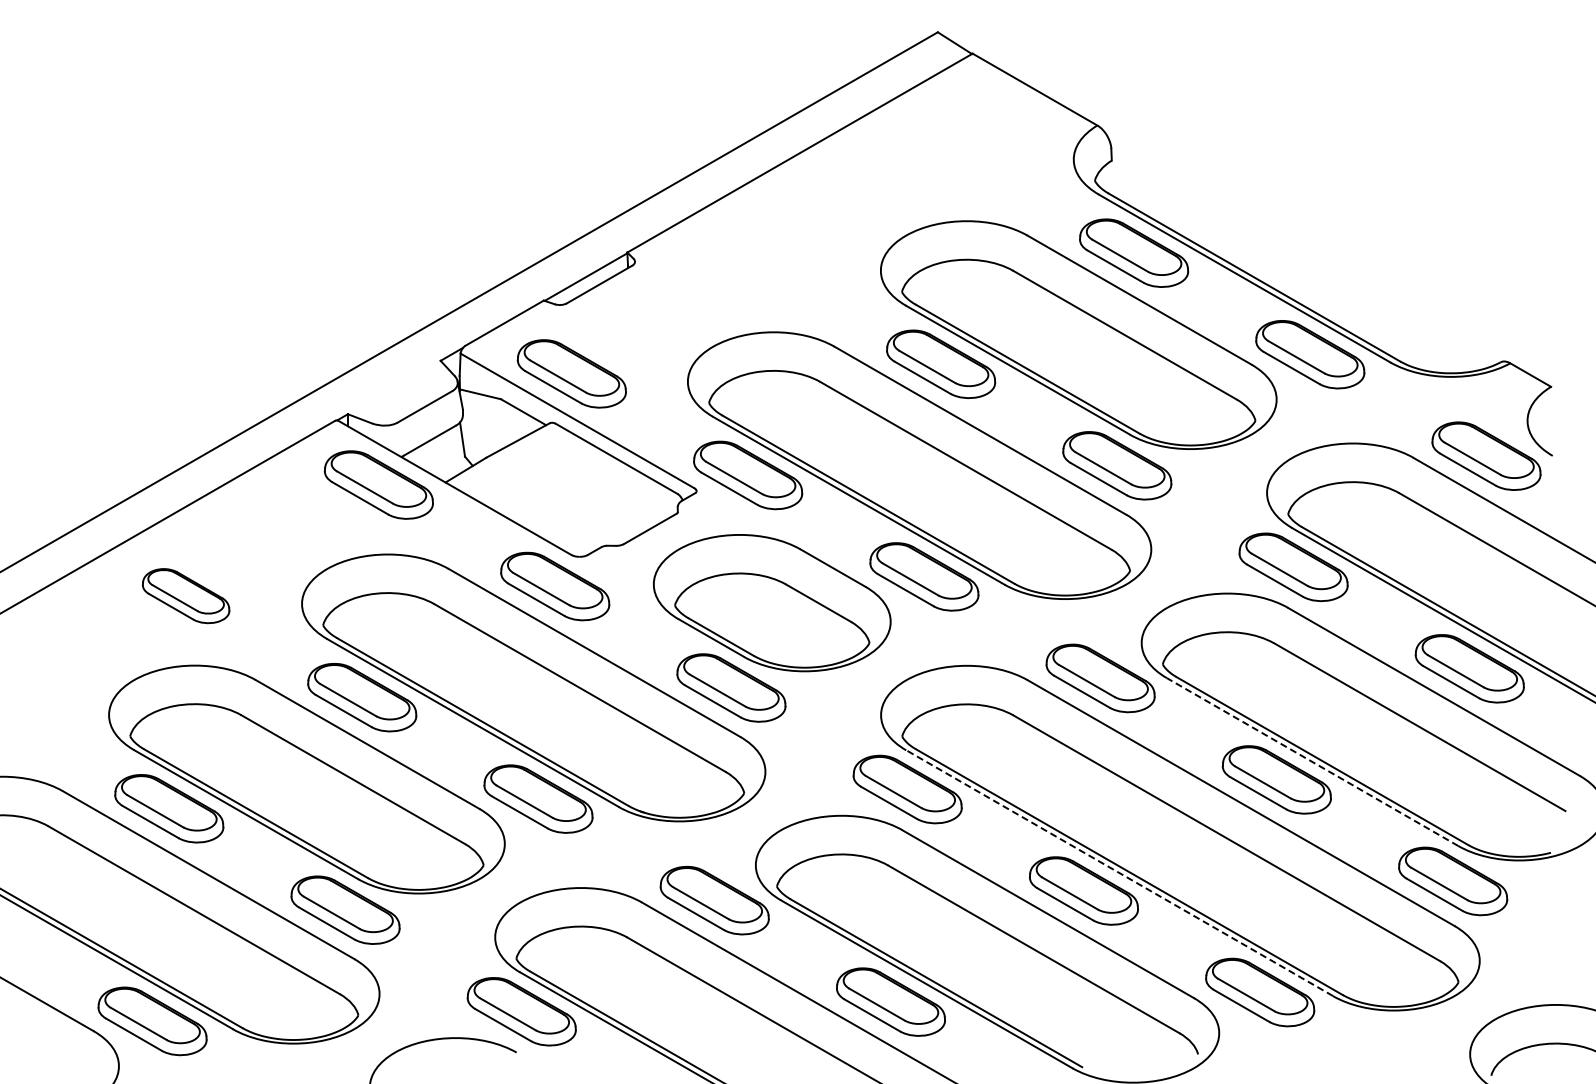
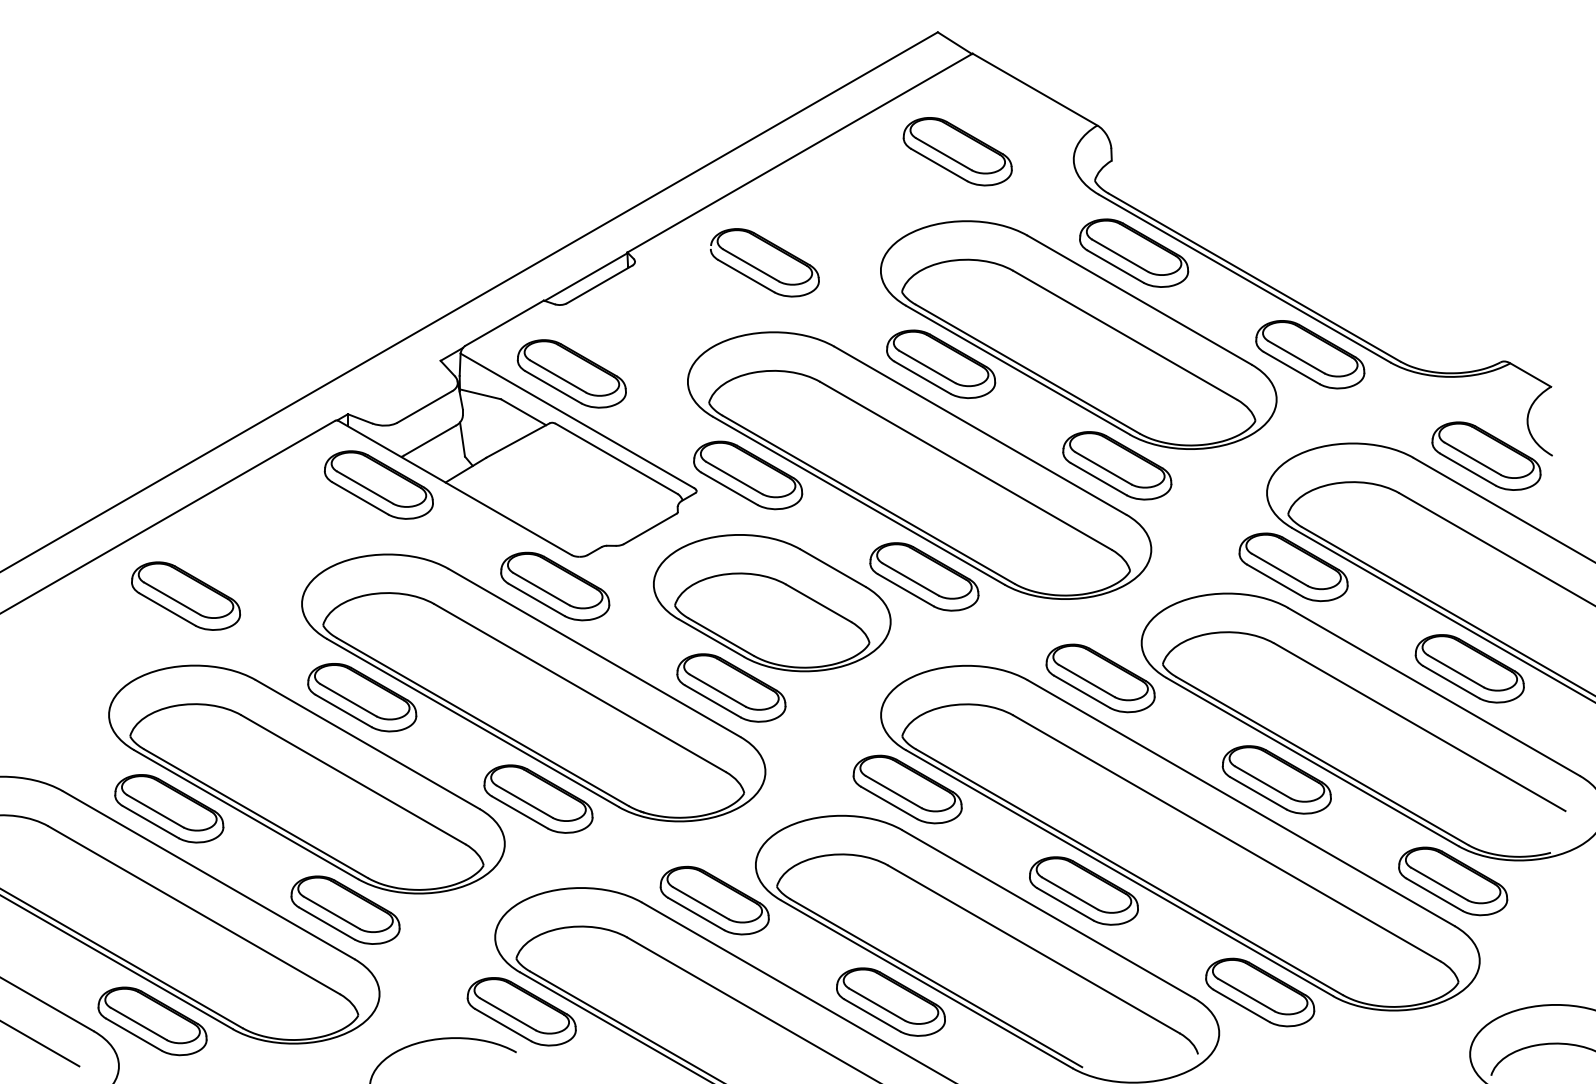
part: none -> present (957, 151)
part: none -> present (764, 262)
part size: 90x57 px -> 111x70 px (186, 595)
line: dashed -> solid (1312, 761)
line: dashed -> solid (1119, 872)
line: none -> present (40, 1043)
